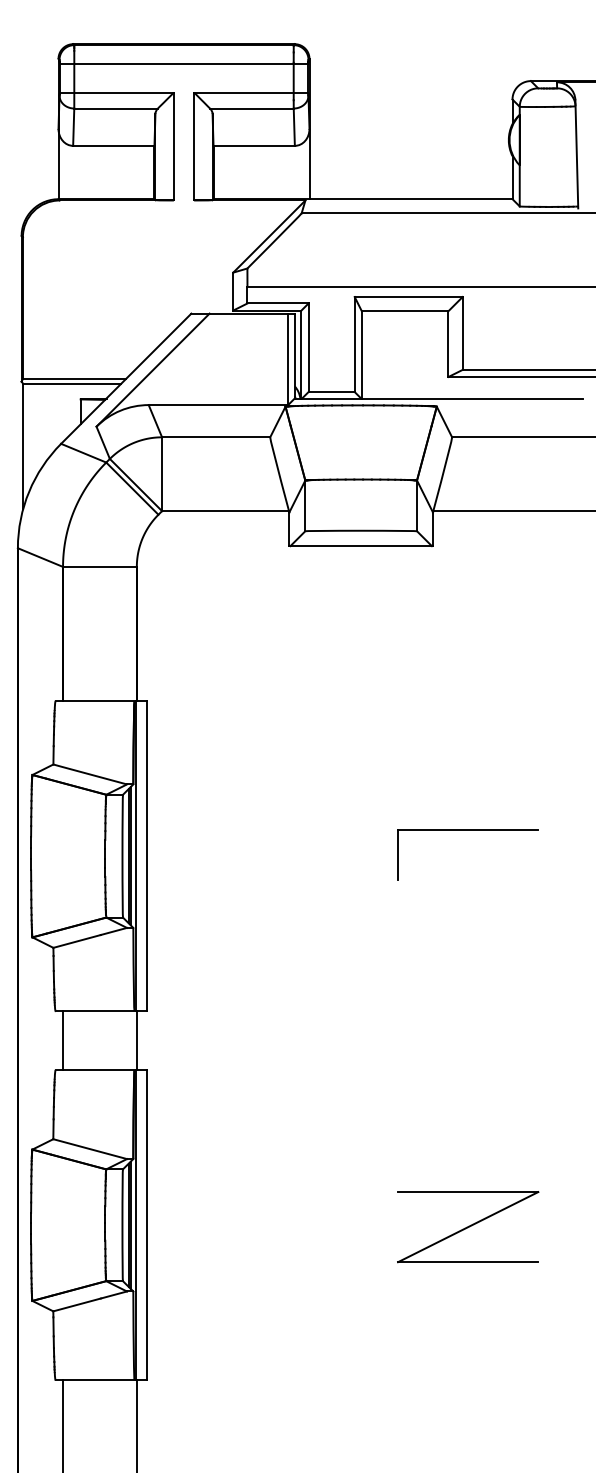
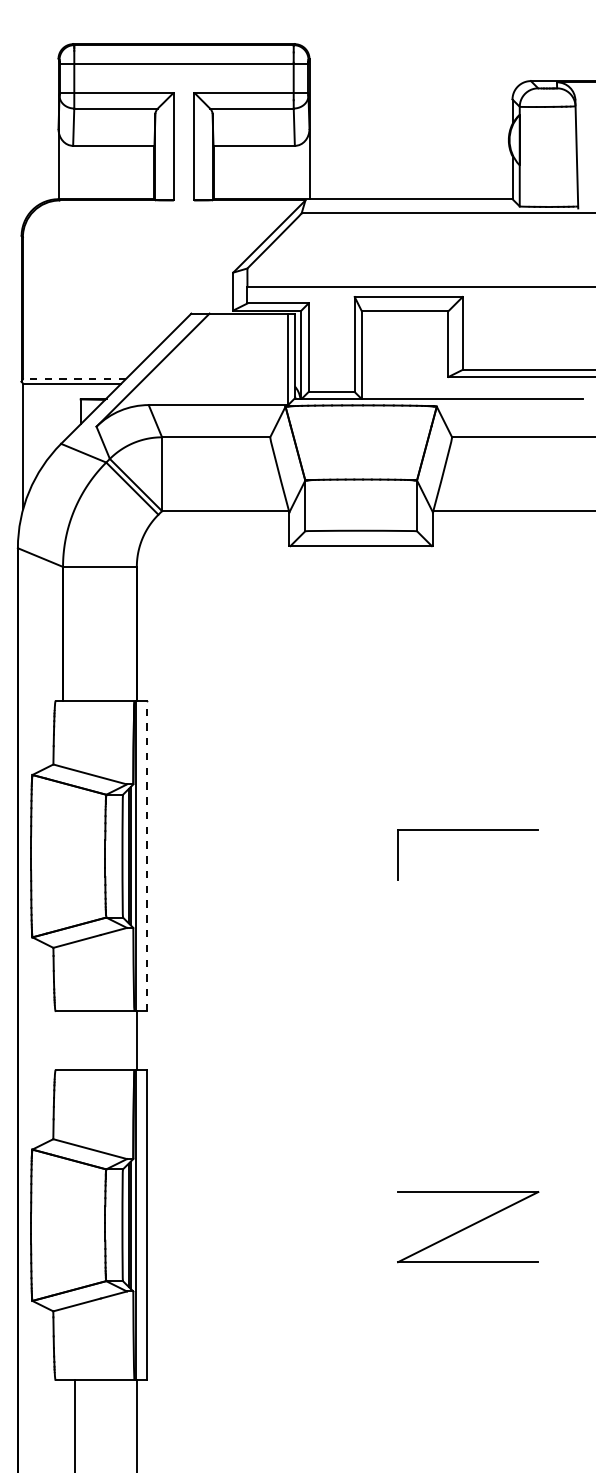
line: solid -> dashed (74, 379)
line: solid -> dashed (147, 855)
line: present -> none (63, 1040)
line position: (63, 1424) -> (75, 1424) (75, 1424)
